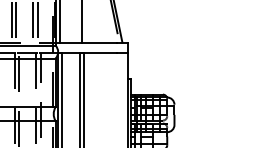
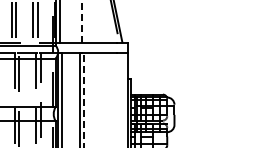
line: solid -> dashed (81, 21)
line: solid -> dashed (84, 99)
